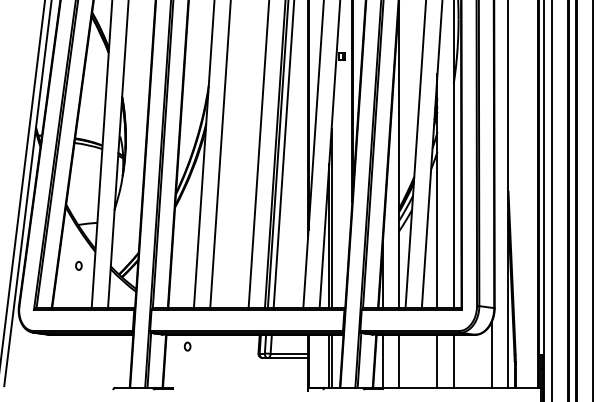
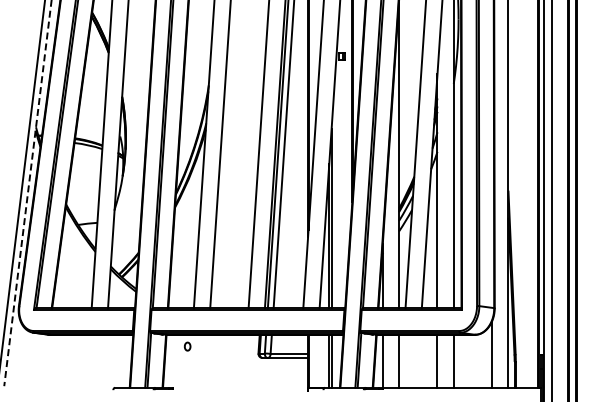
line: solid -> dashed (27, 193)
line: present -> none (592, 200)
part: present -> none (78, 265)
